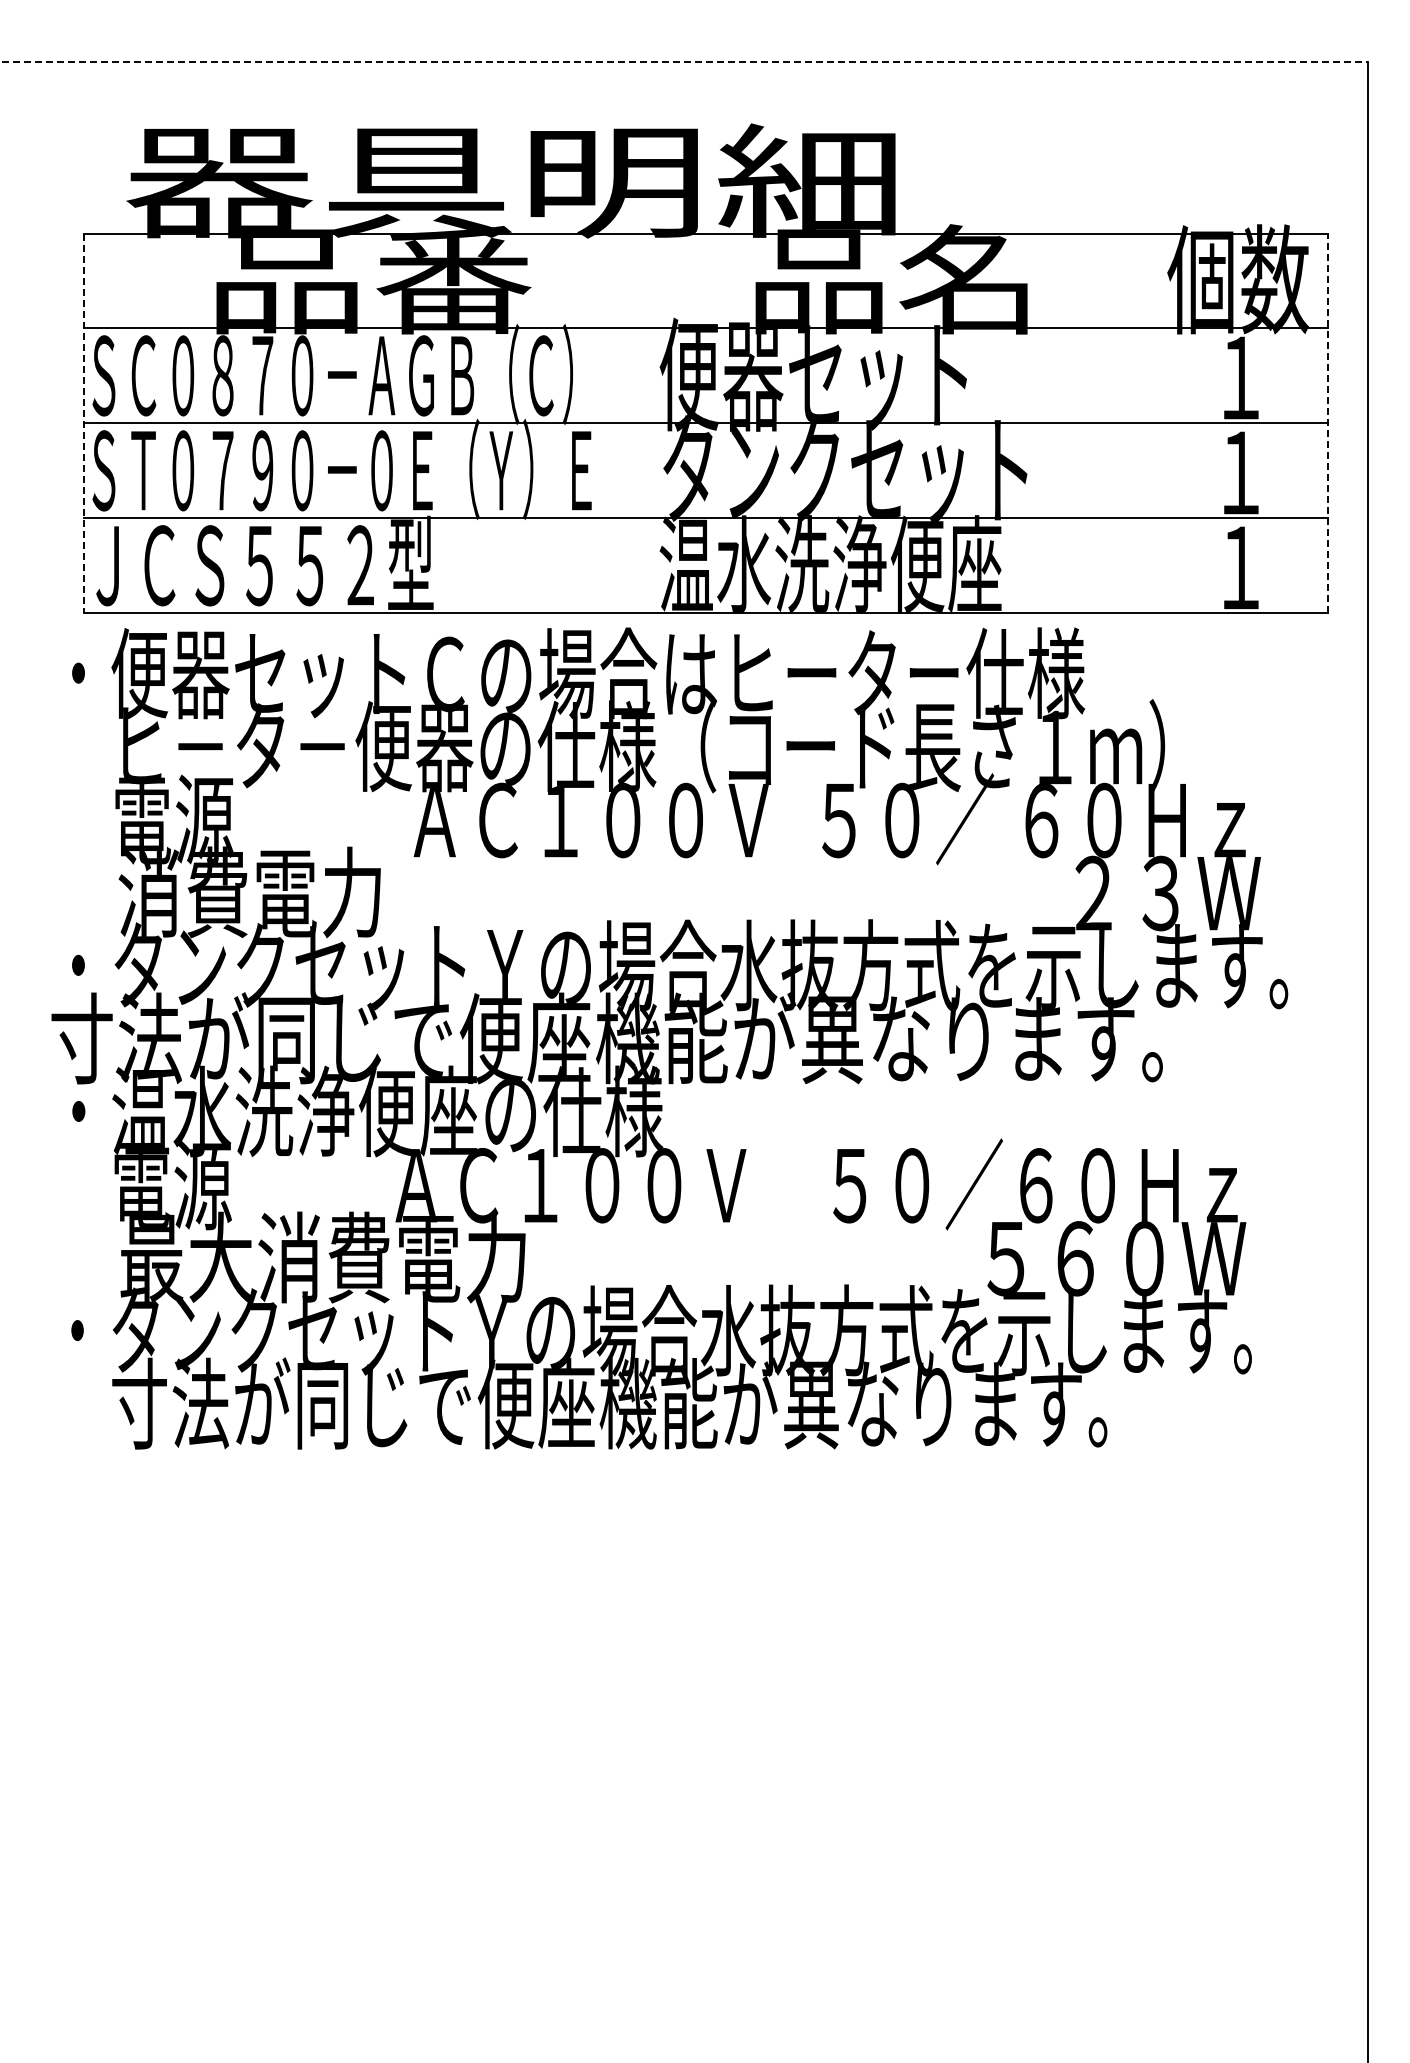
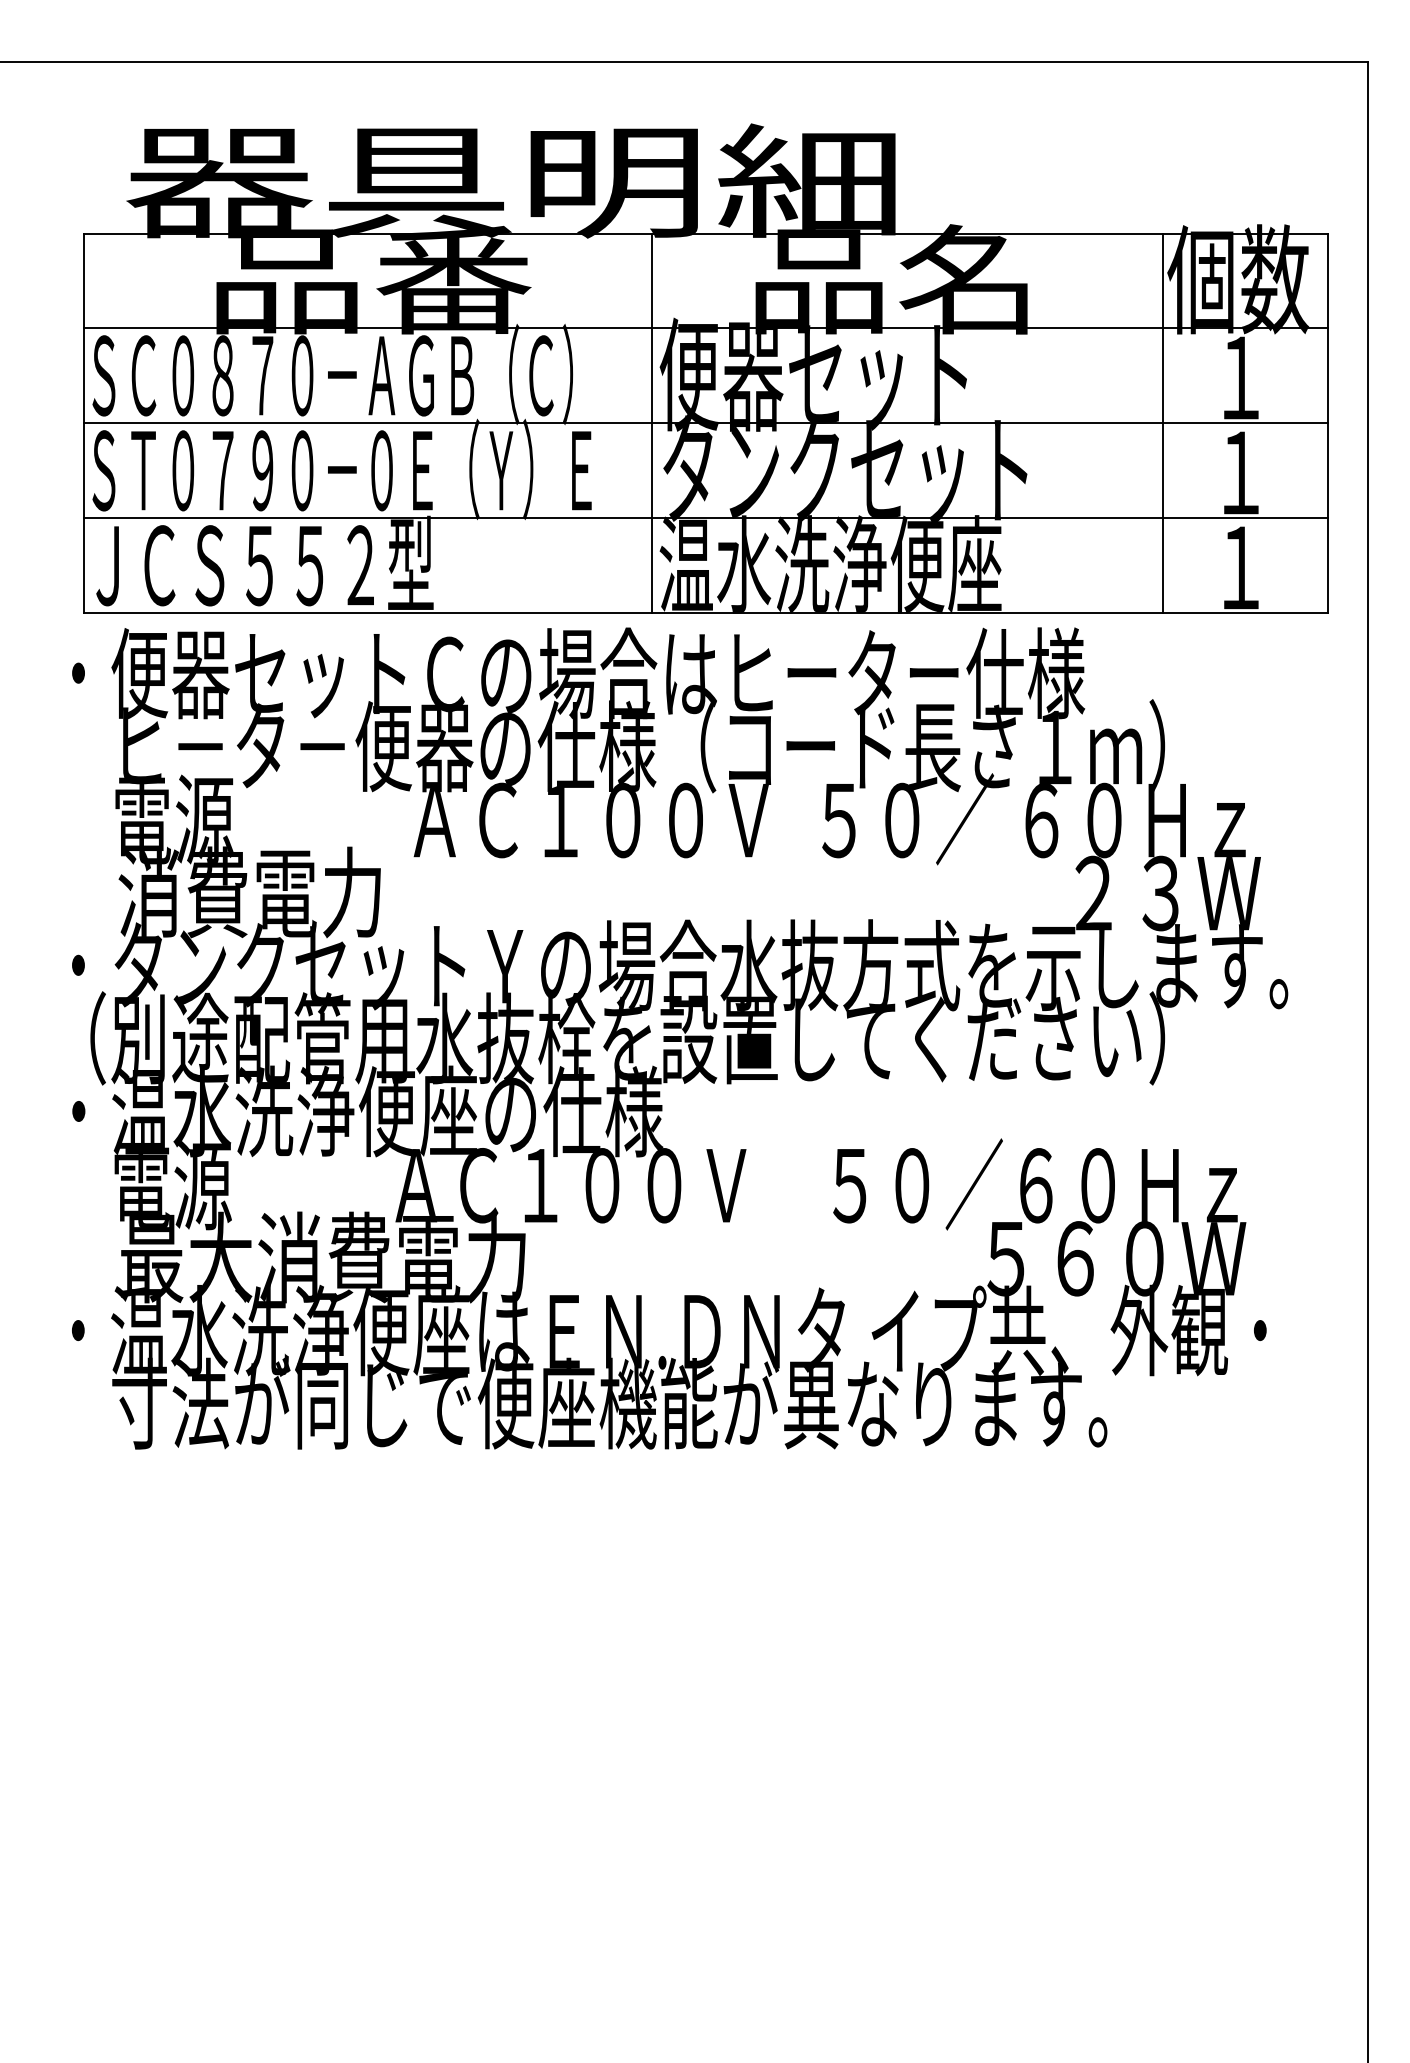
line: dashed -> solid (684, 61)
line: dashed -> solid (83, 423)
line: none -> present (651, 423)
line: none -> present (1163, 423)
line: dashed -> solid (1327, 423)
text: 寸法が同じで便座機能が異なります。 -> （別途配管用水抜栓を設置してください） (608, 1038)
text: ・タンクセットＹの場合水抜方式を示します。 -> ・温水洗浄便座はＥＮ.ＤＮタ イプ共、外観・ (668, 1330)
